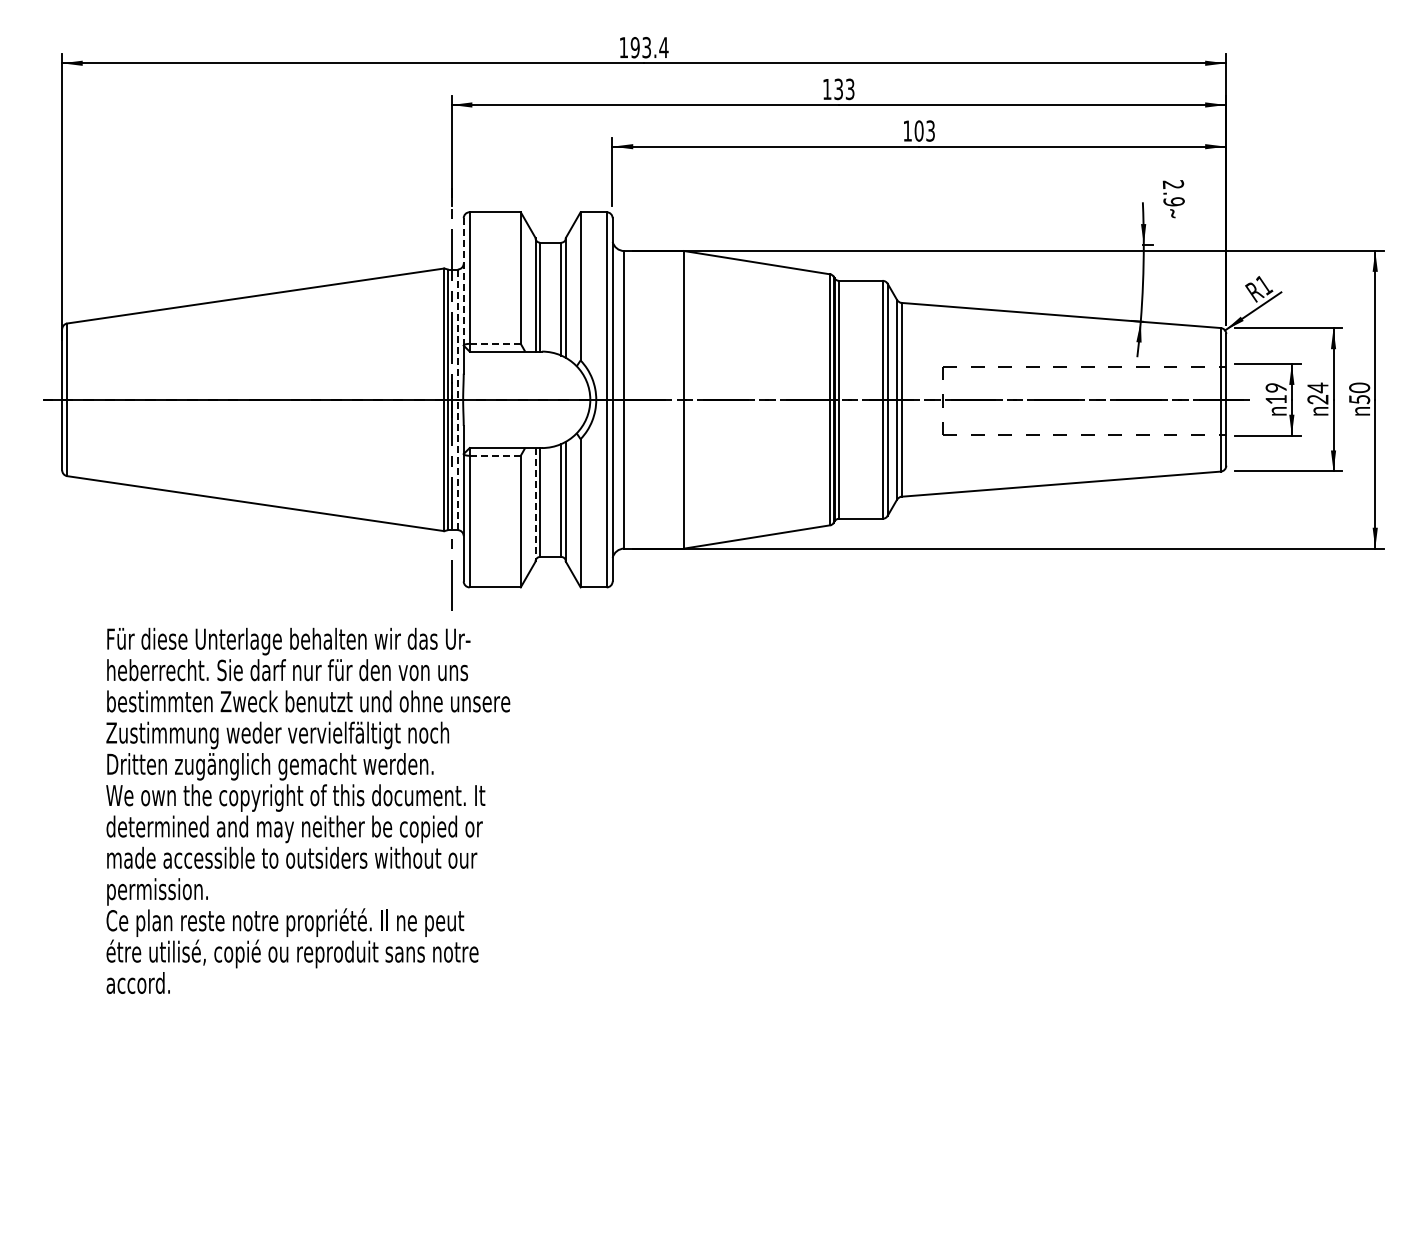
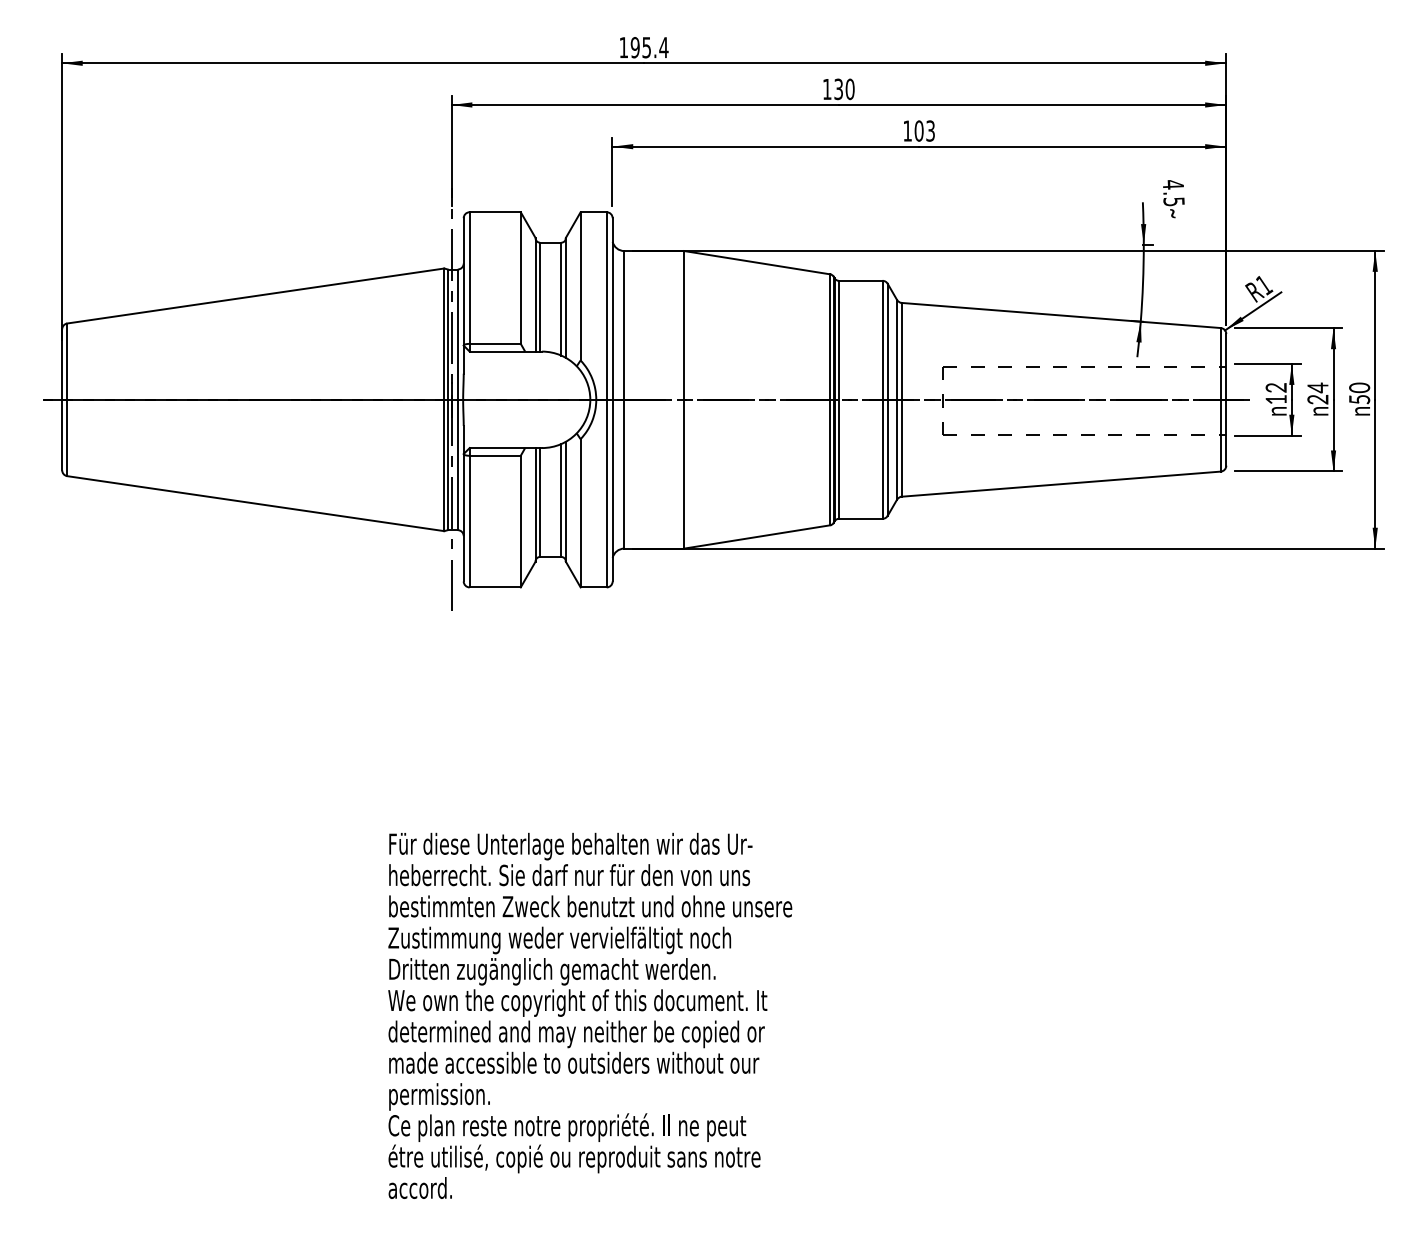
text: 193.4 -> 195.4 (646, 46)
text: 133 -> 130 (849, 89)
text: 2.9 -> 4.5 (1173, 193)
line: dashed -> solid (463, 281)
line: dashed -> solid (495, 343)
text: 19 -> 12 (1276, 387)
line: dashed -> solid (457, 400)
line: dashed -> solid (495, 455)
line: dashed -> solid (535, 504)
text position: (308, 810) -> (590, 1015) (590, 1015)
